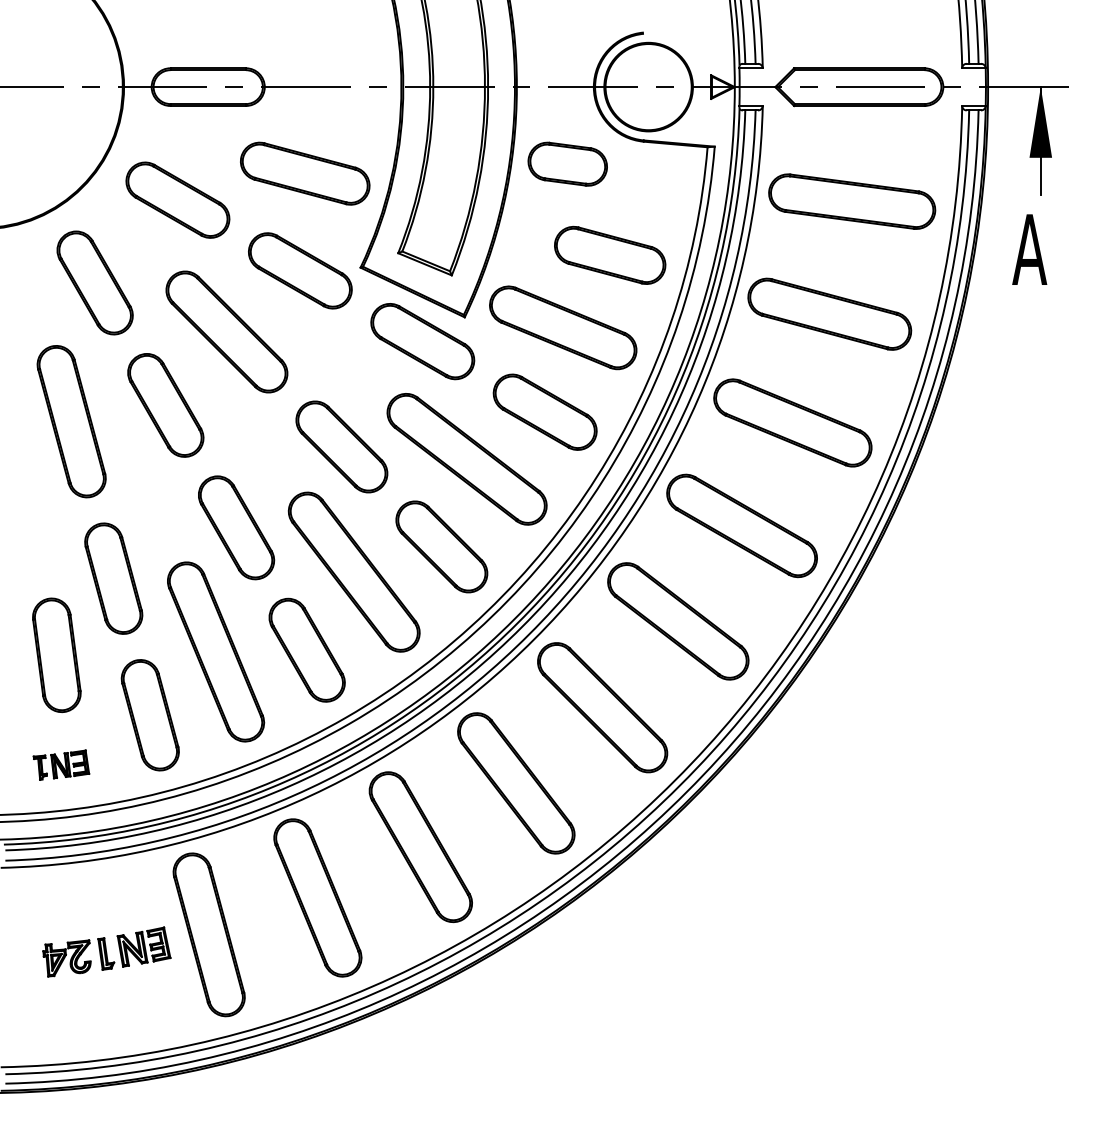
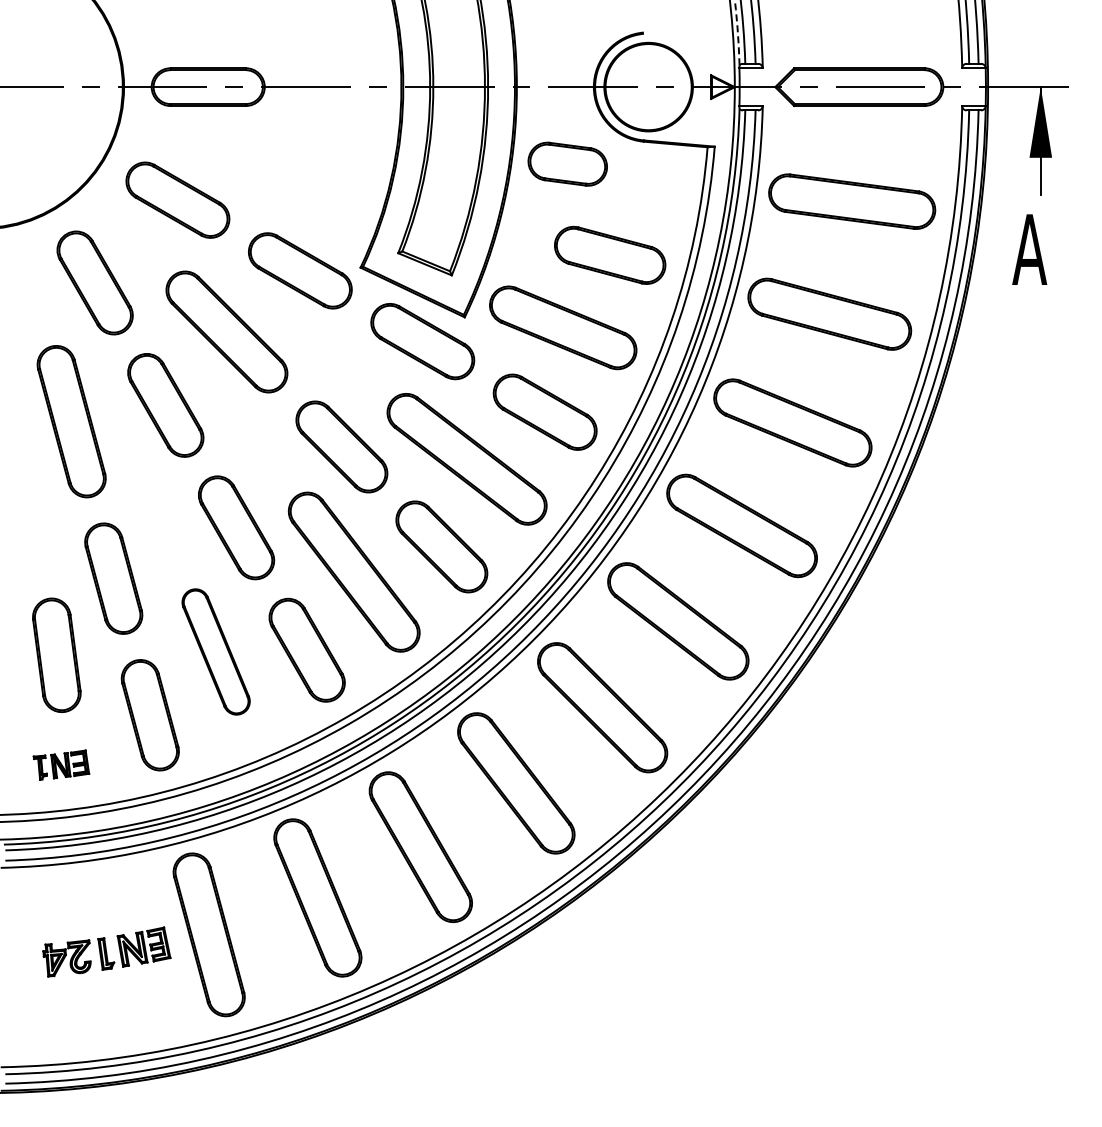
arc: solid -> dashed (737, 31)
part: present -> none (305, 173)
part size: 99x182 px -> 70x128 px (215, 651)
